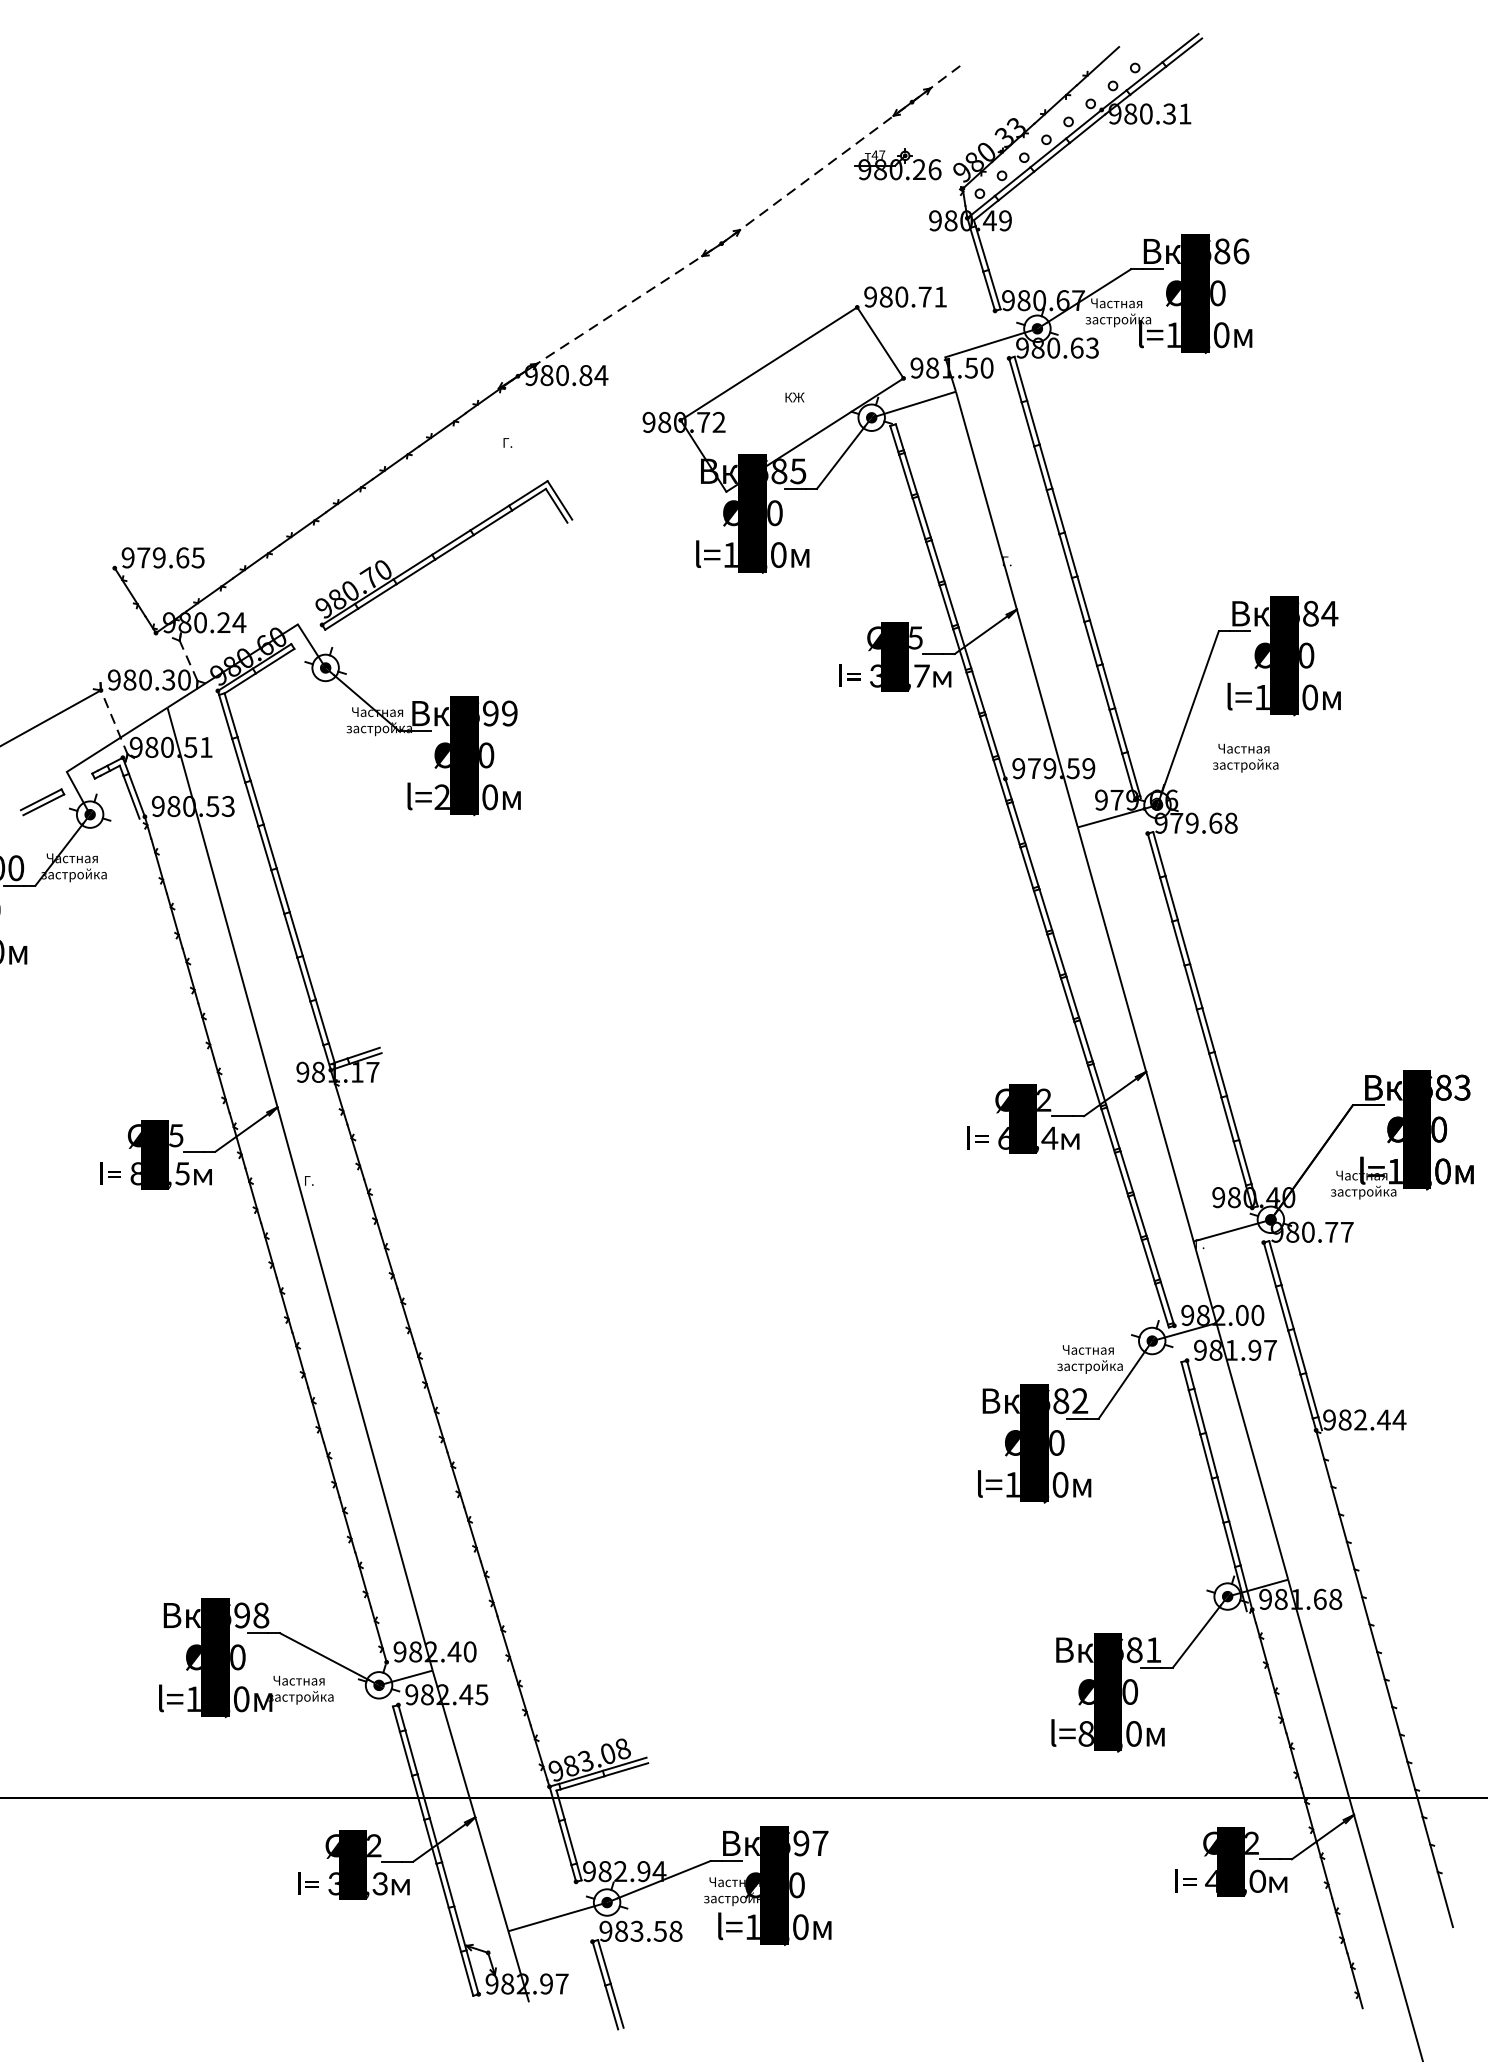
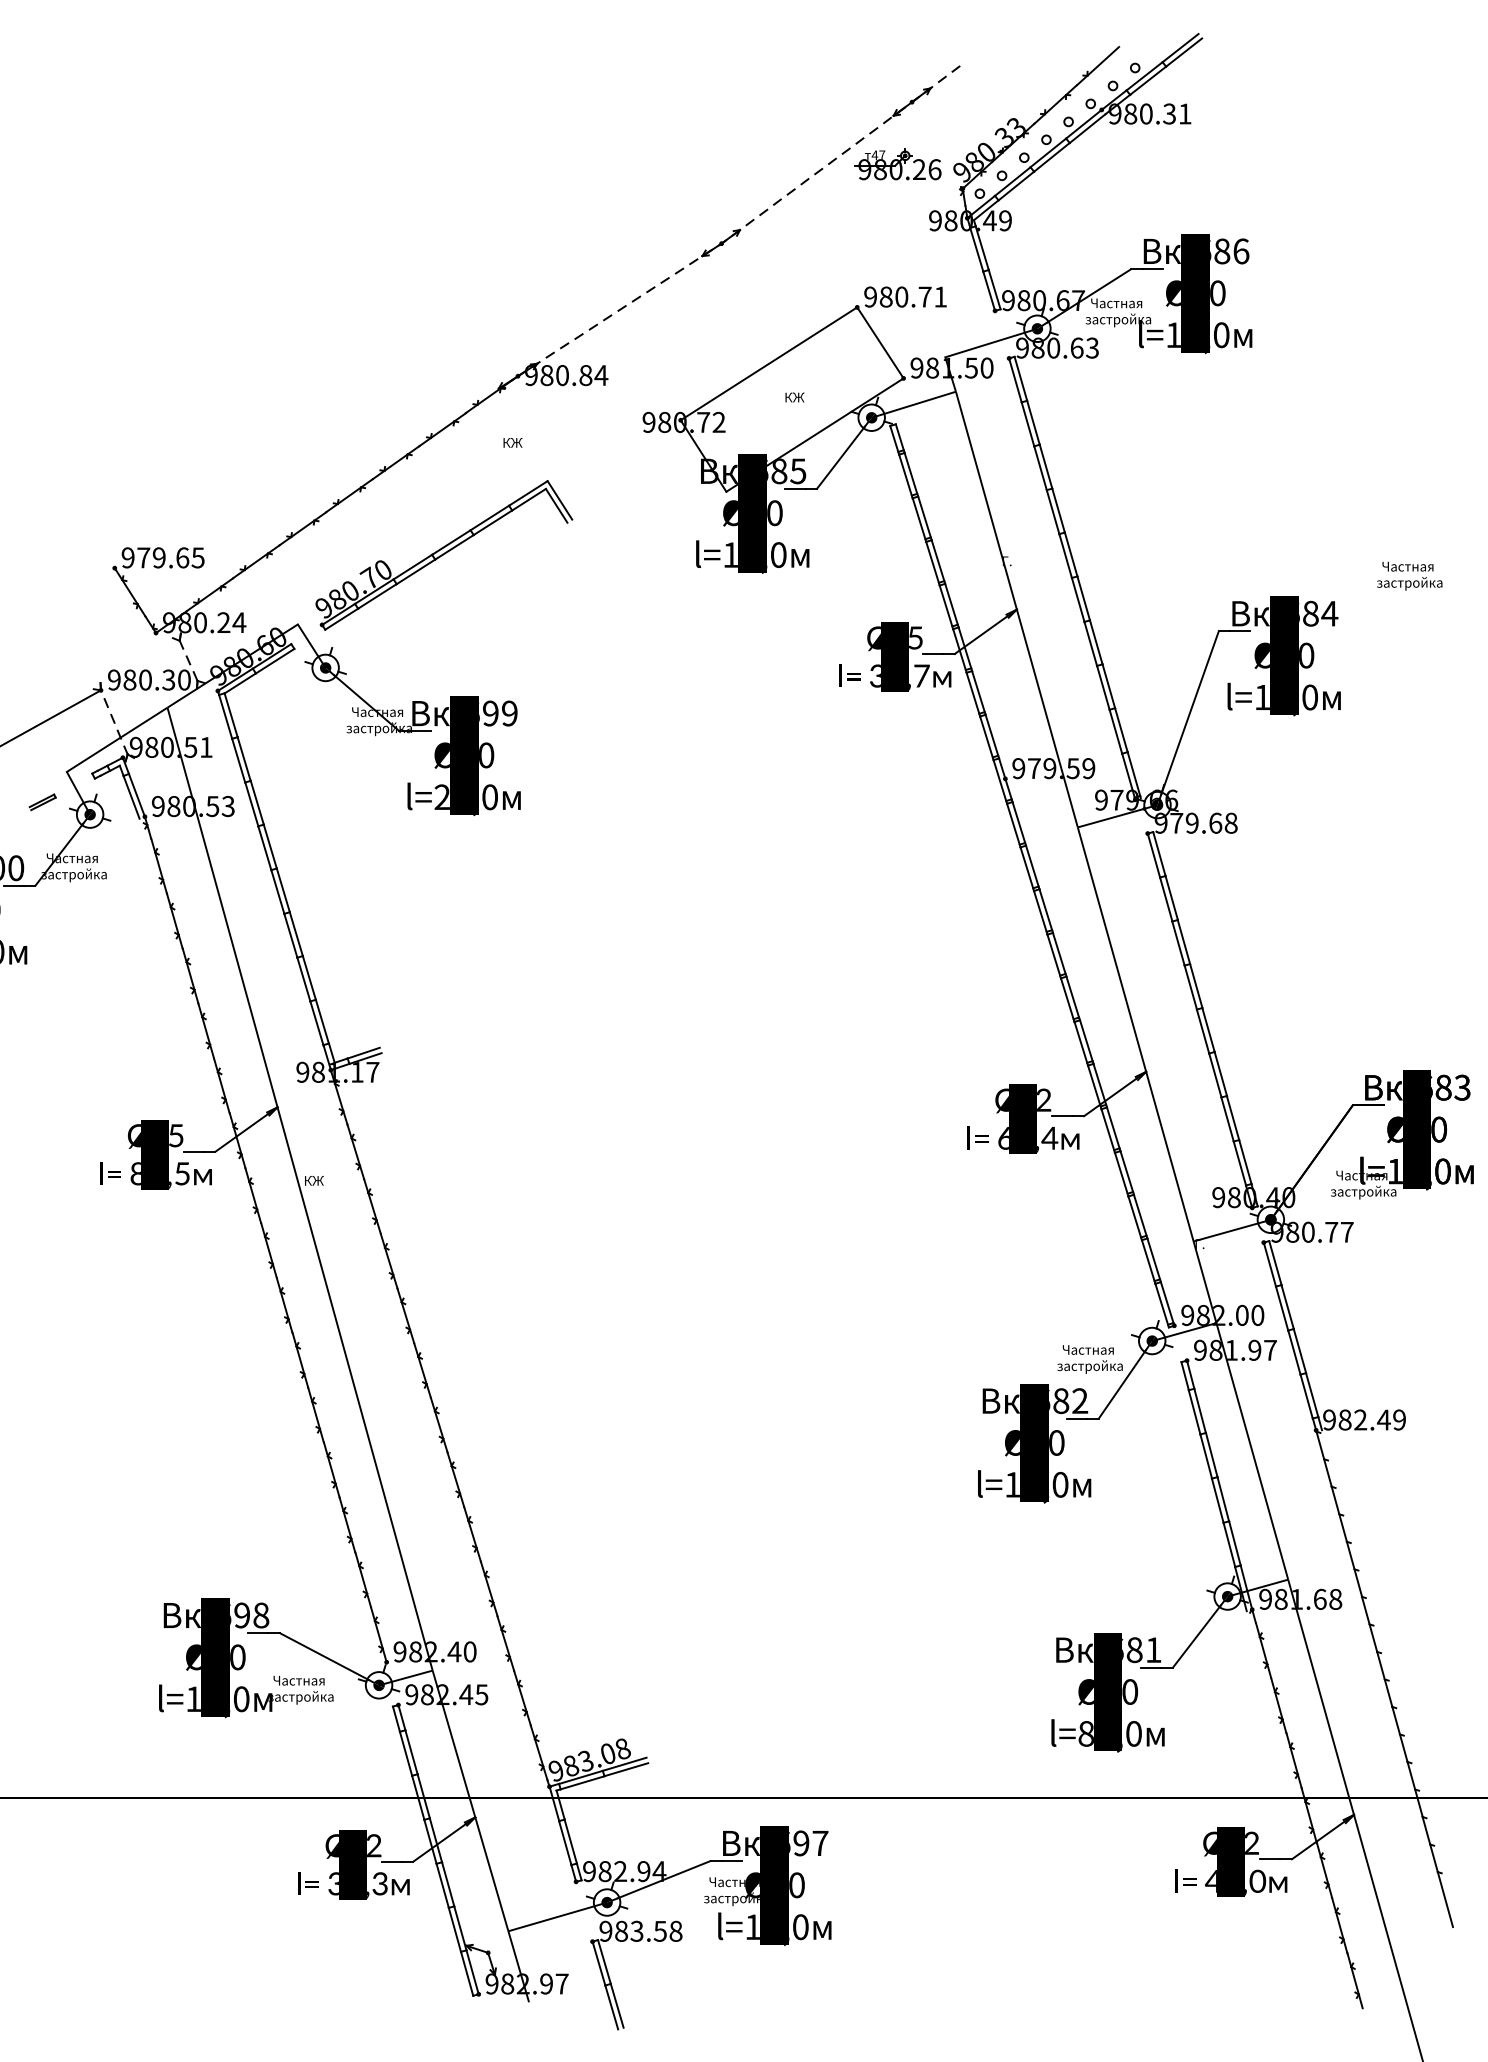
text: Г. -> КЖ (513, 442)
text position: (1245, 757) -> (1409, 575) (1409, 575)
part size: 46x29 px -> 29x18 px (42, 801)
text: Г. -> КЖ (314, 1180)
text: 982.44 -> 982.49 (1399, 1419)
